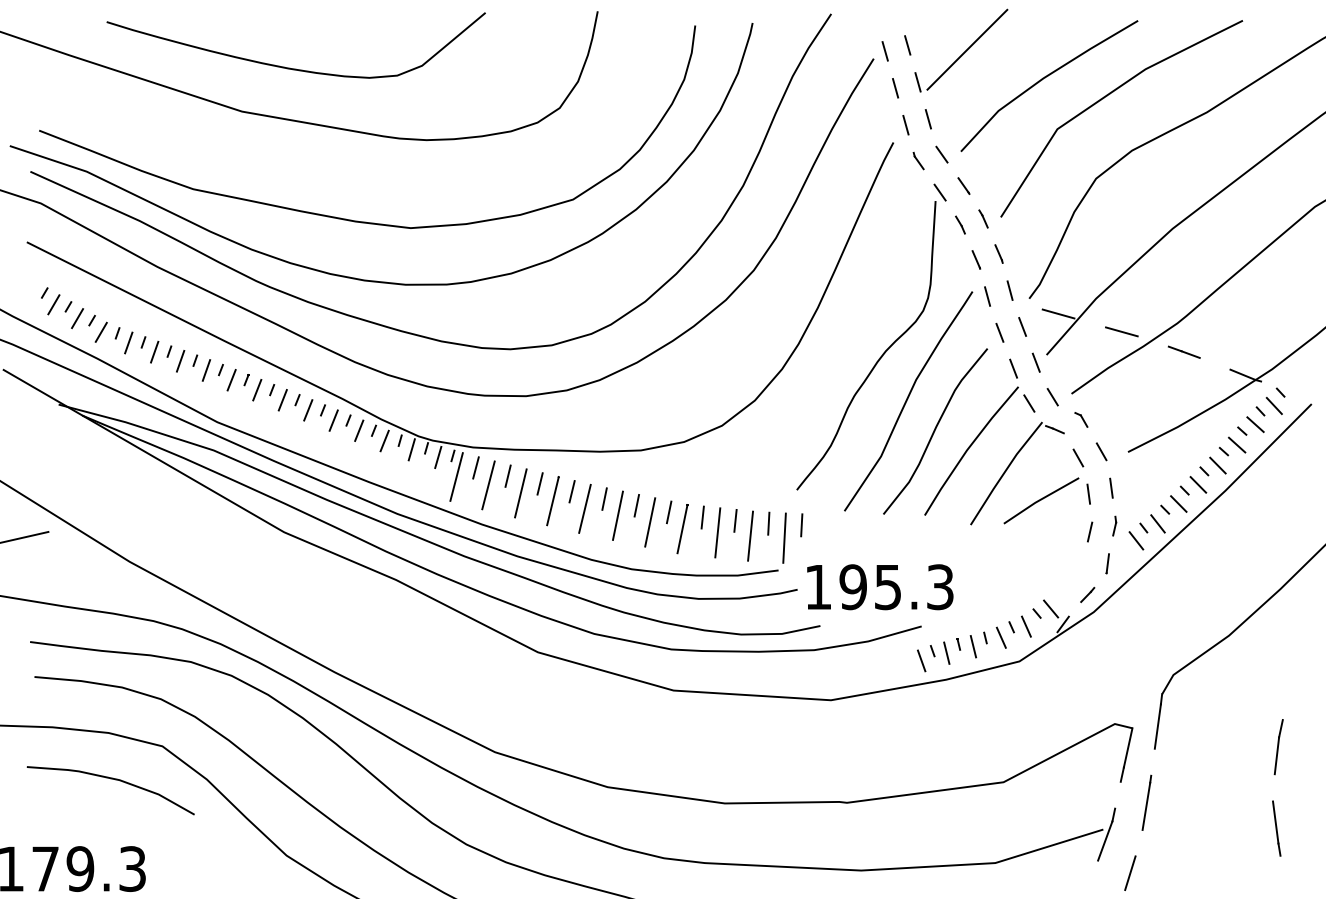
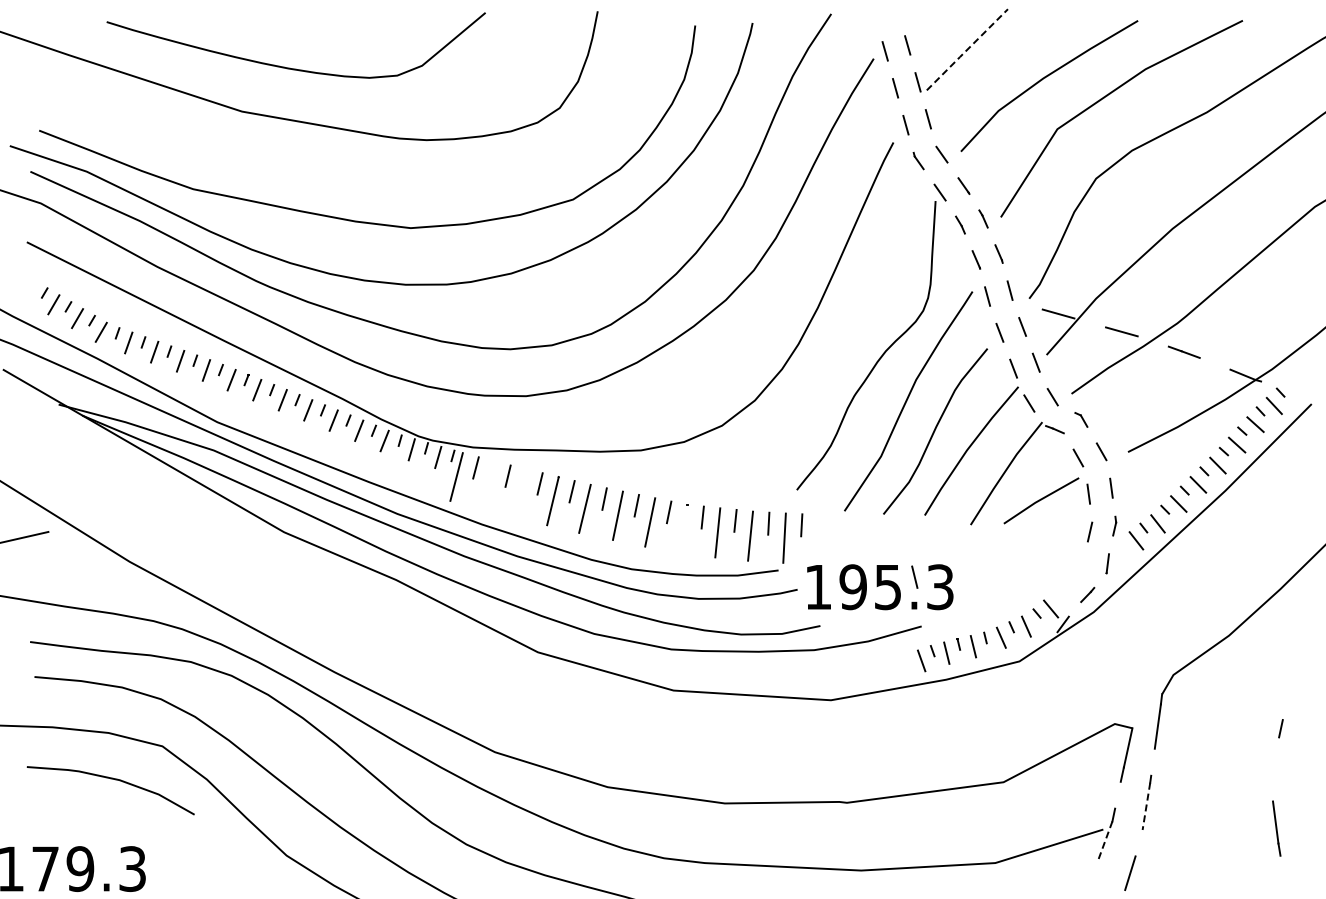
line: solid -> dashed (967, 50)
line: present -> none (488, 485)
line: present -> none (520, 493)
line: present -> none (682, 528)
line: none -> present (914, 576)
line: present -> none (1276, 755)
line: solid -> dashed (1146, 806)
line: solid -> dashed (1105, 841)
